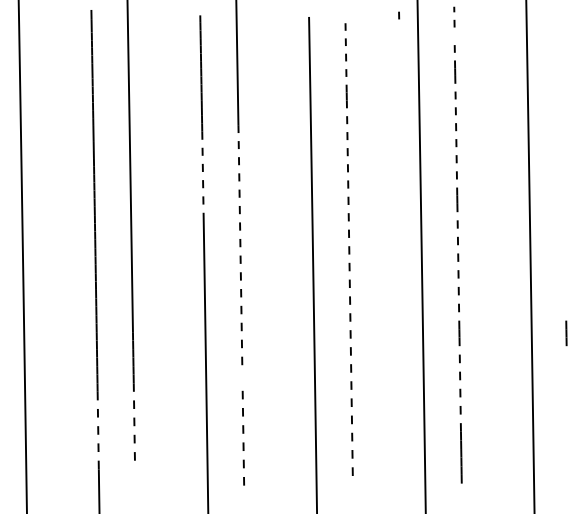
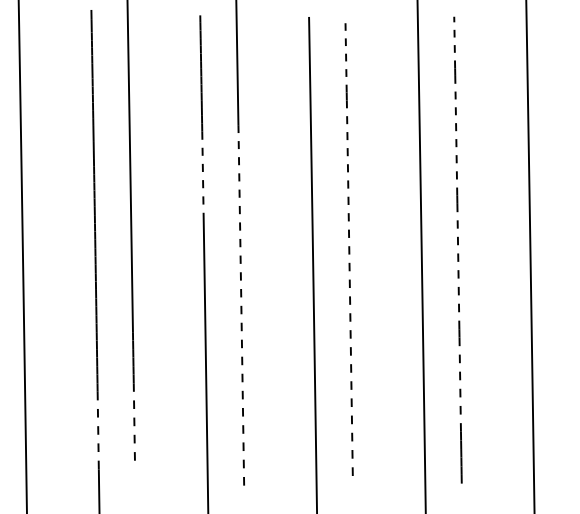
curve: present -> none (399, 15)
line position: (454, 19) -> (454, 29) (454, 29)
line: present -> none (566, 333)
curve: none -> present (242, 377)
